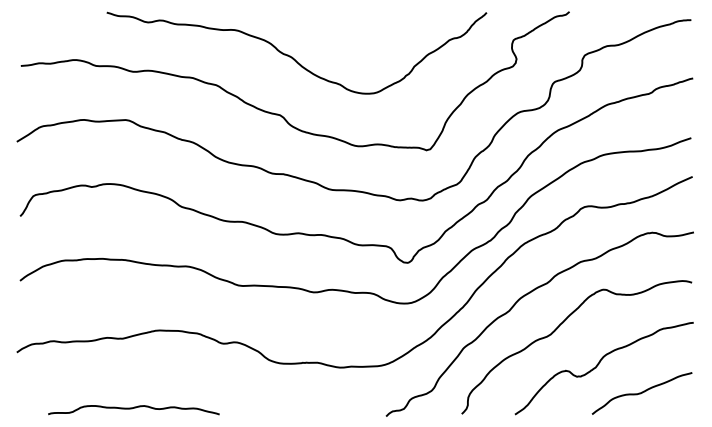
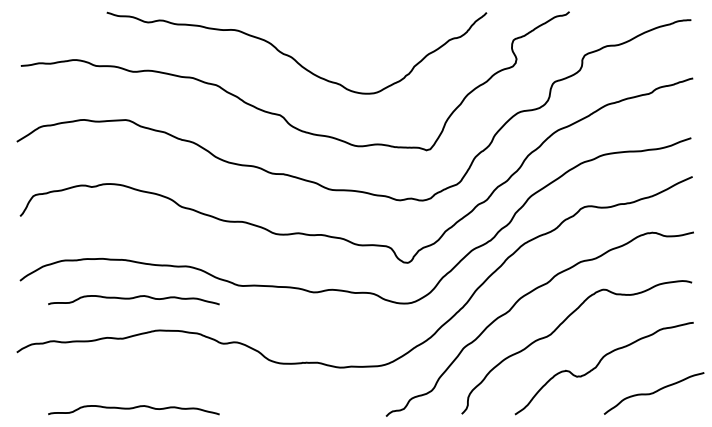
curve: none -> present (132, 299)
curve position: (641, 393) -> (653, 393) (653, 393)
